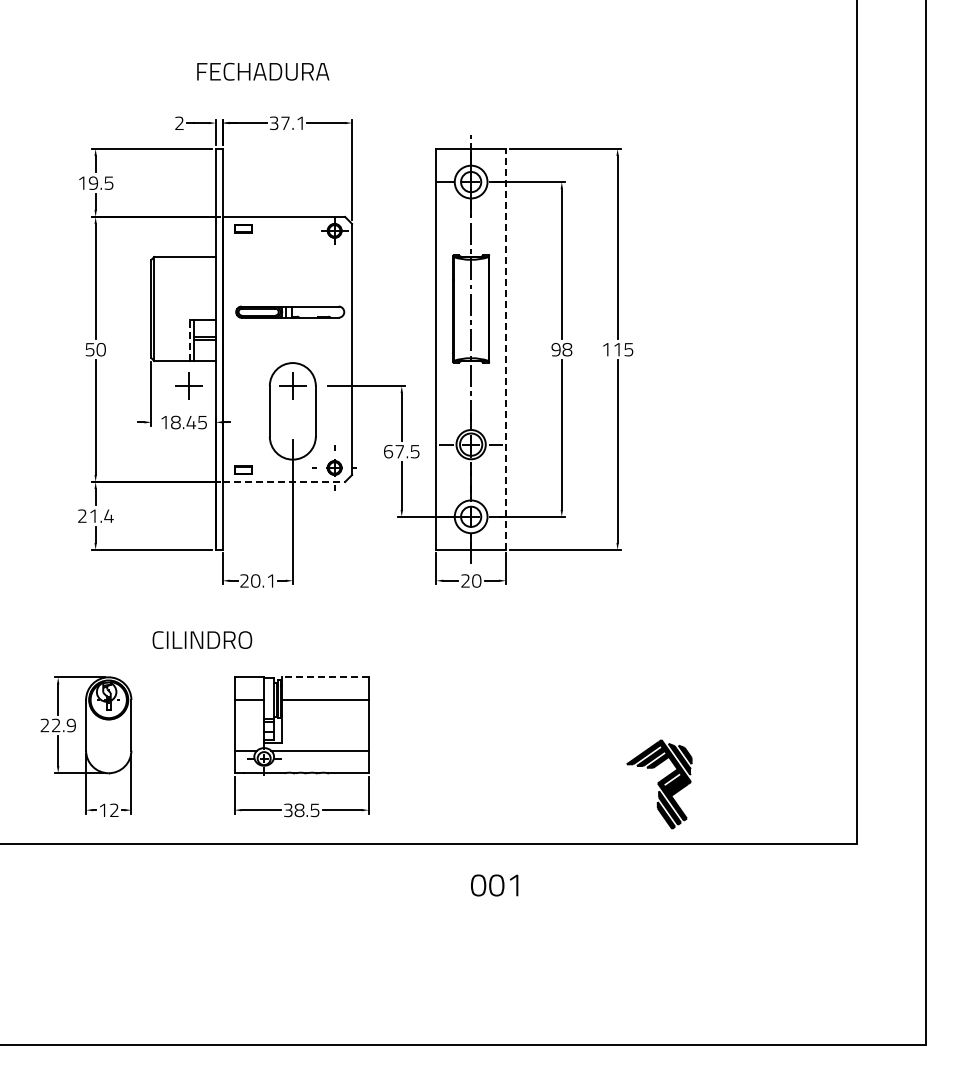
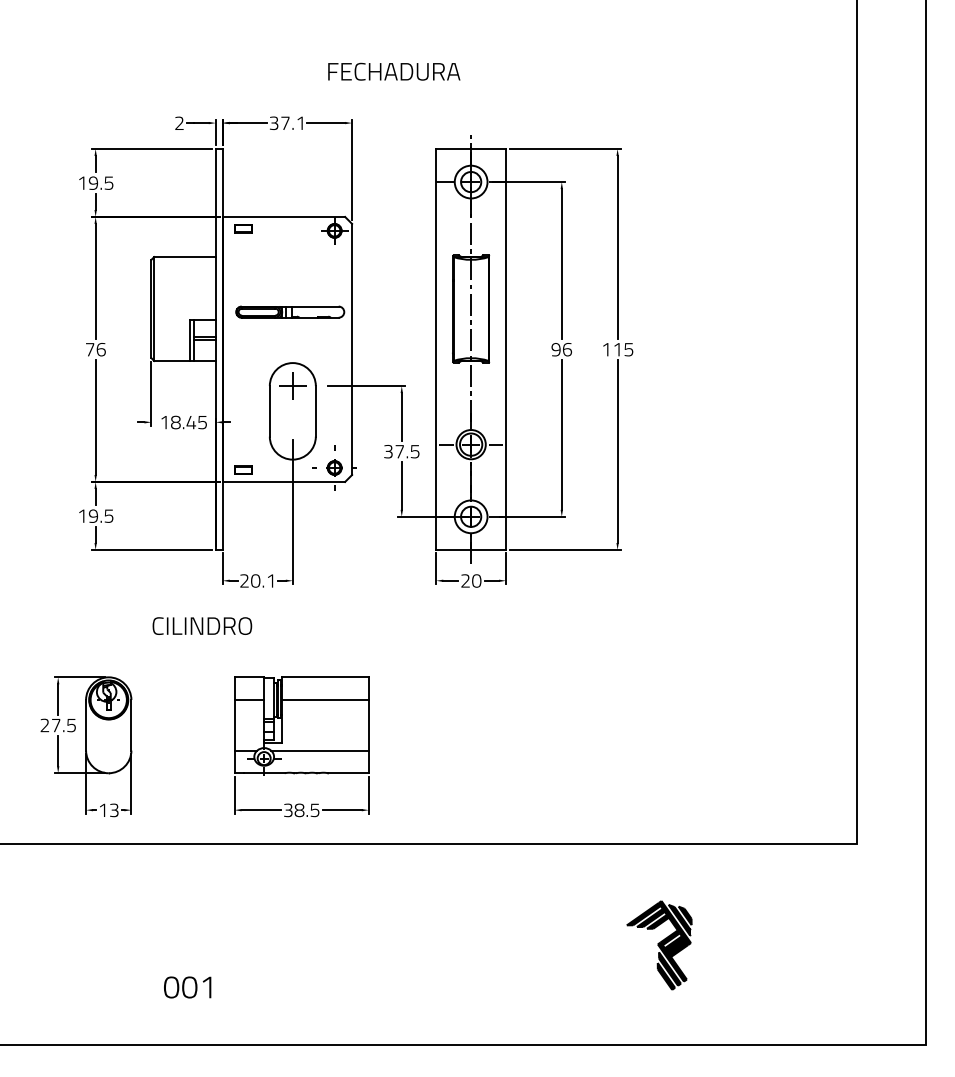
text position: (263, 71) -> (394, 71) (394, 71)
line: dashed -> solid (189, 340)
line: dashed -> solid (506, 348)
text: 50 -> 76 (95, 349)
text: 98 -> 96 (567, 349)
part: present -> none (188, 385)
text: 67.5 -> 37.5 (388, 451)
line: dashed -> solid (284, 481)
text: 21.4 -> 19.5 (95, 515)
text position: (202, 639) -> (202, 625) (202, 625)
line: dashed -> solid (325, 677)
text: 22.9 -> 27.5 (63, 725)
part position: (659, 784) -> (659, 945) (659, 945)
text: 12 -> 13 (114, 810)
text position: (494, 885) -> (187, 987) (187, 987)
